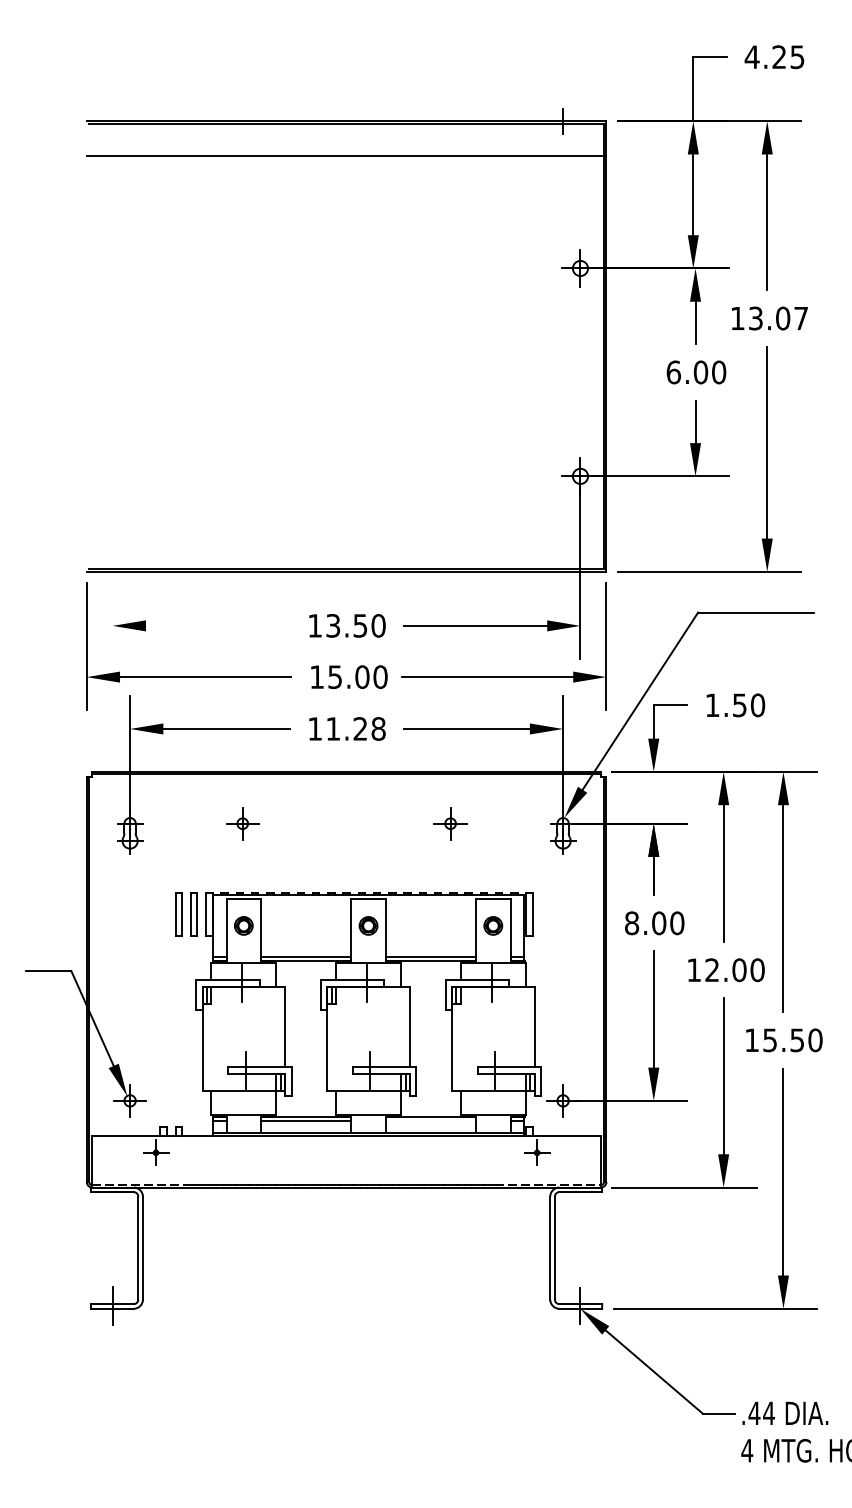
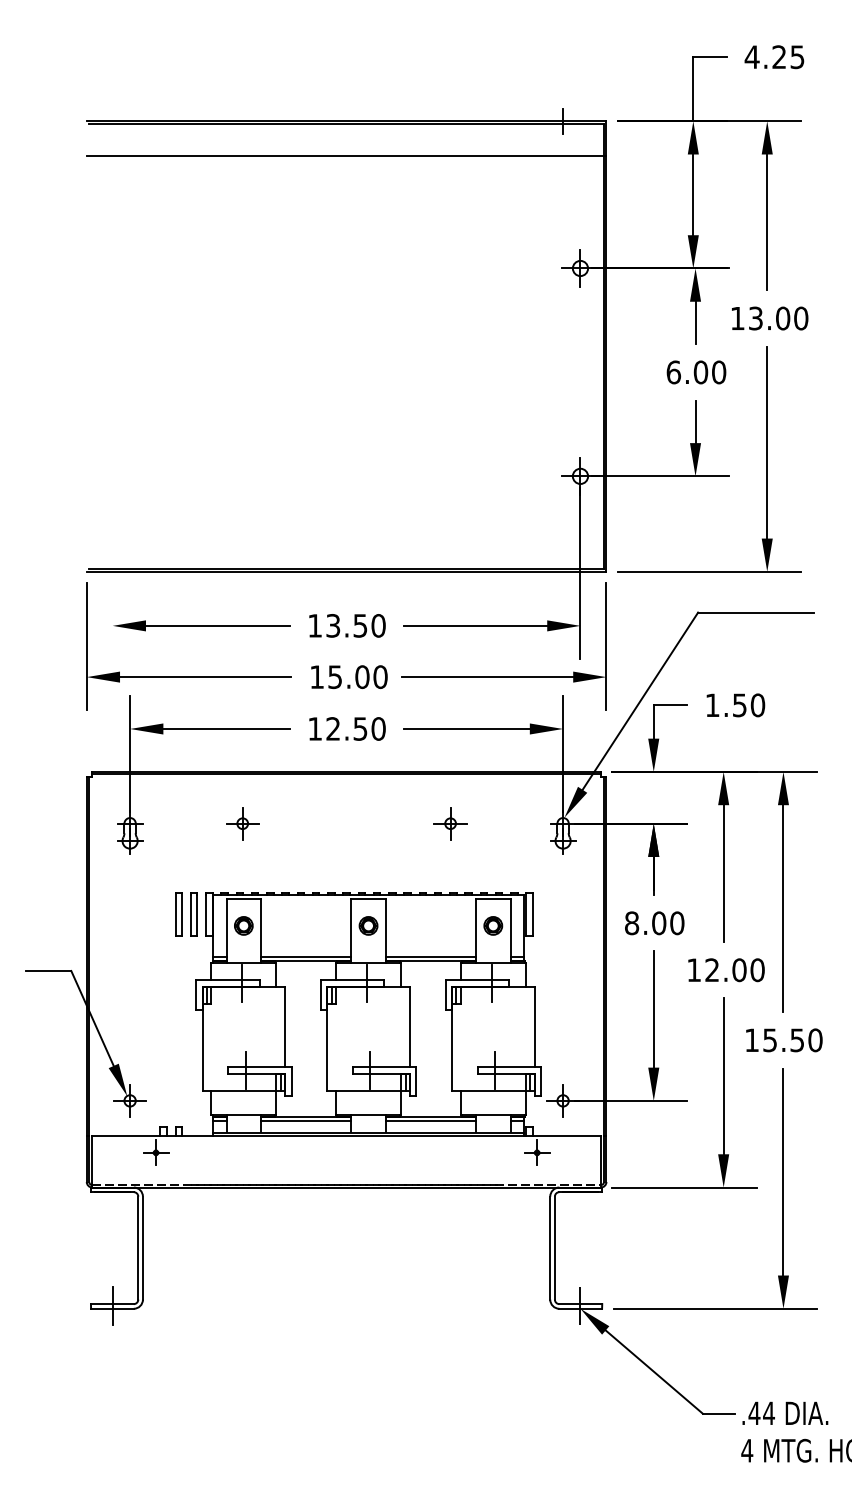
text: 13.07 -> 13.00 (801, 318)
line: none -> present (217, 625)
text: 11.28 -> 12.50 (355, 728)
line: none -> present (430, 1120)
